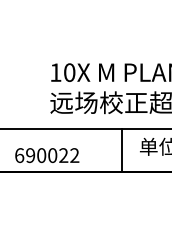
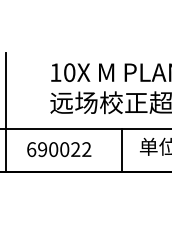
line: none -> present (5, 112)
text position: (47, 155) -> (59, 149) (59, 149)
